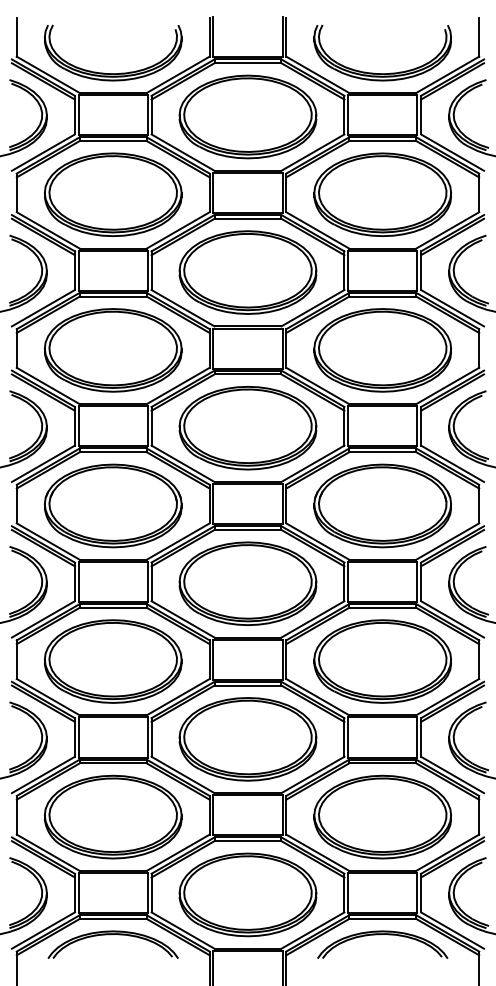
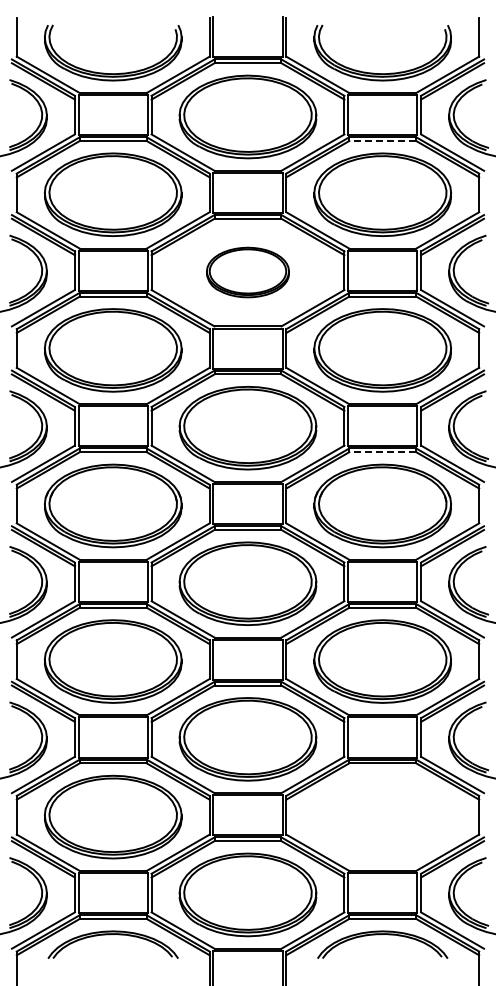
line: solid -> dashed (382, 141)
part size: 140x85 px -> 84x53 px (247, 272)
line: solid -> dashed (382, 452)
part: present -> none (382, 816)
